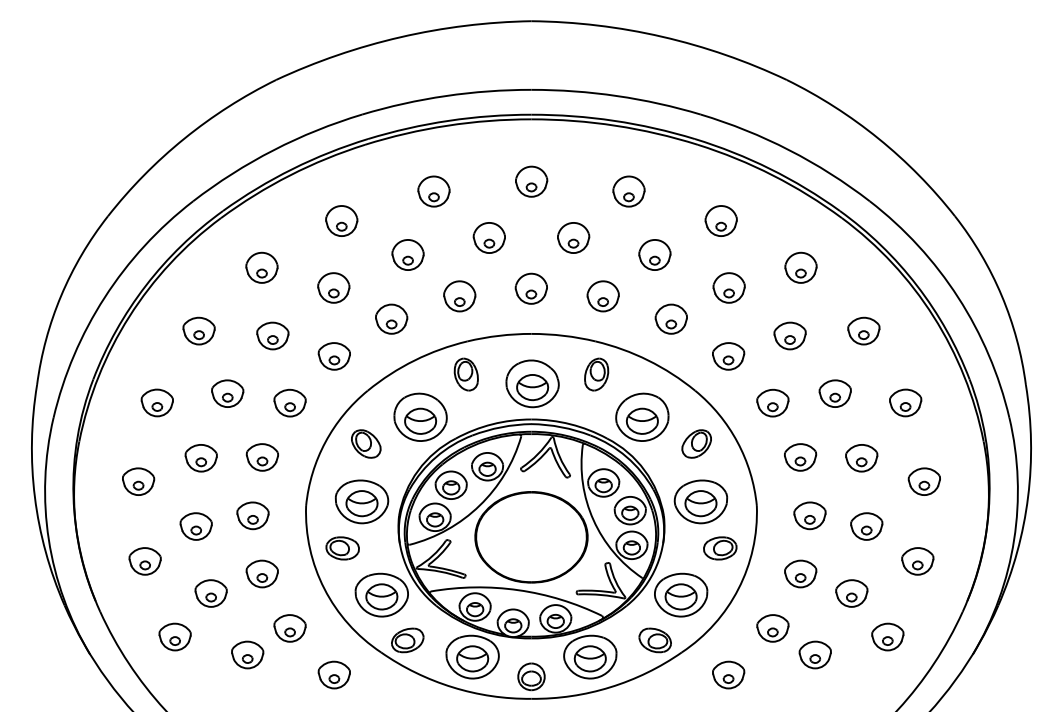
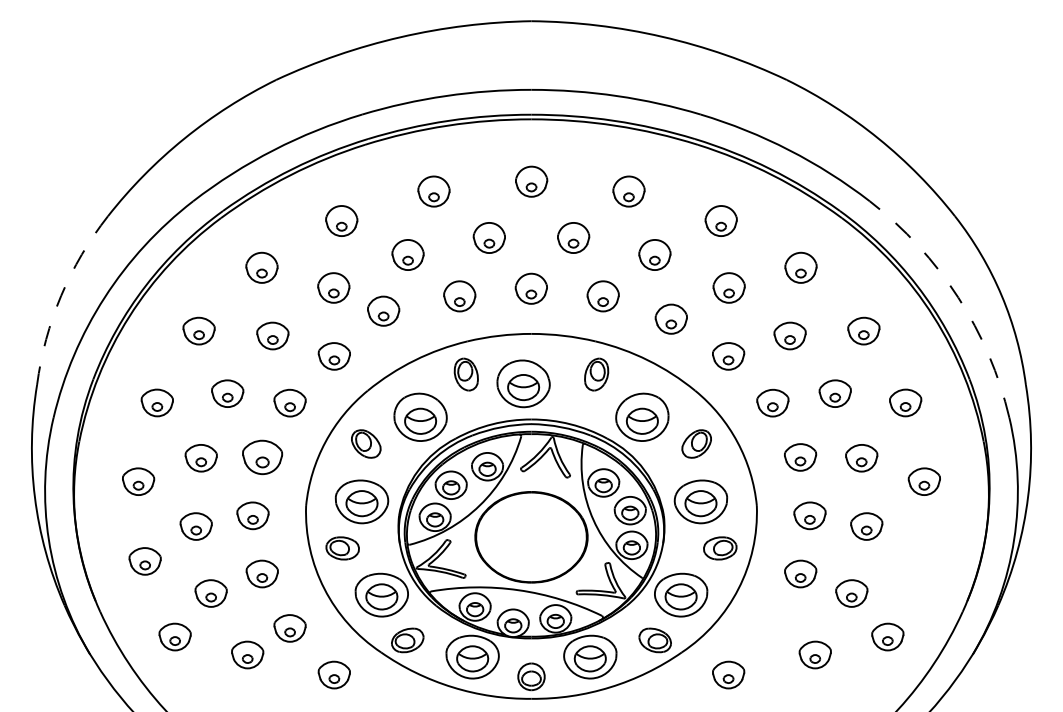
arc: solid -> dashed (61, 295)
arc: solid -> dashed (958, 297)
part position: (391, 318) -> (383, 310) (383, 310)
part position: (532, 383) -> (523, 383) (523, 383)
part size: 34x29 px -> 42x37 px (262, 457)
part: present -> none (917, 561)
part: present -> none (772, 628)
